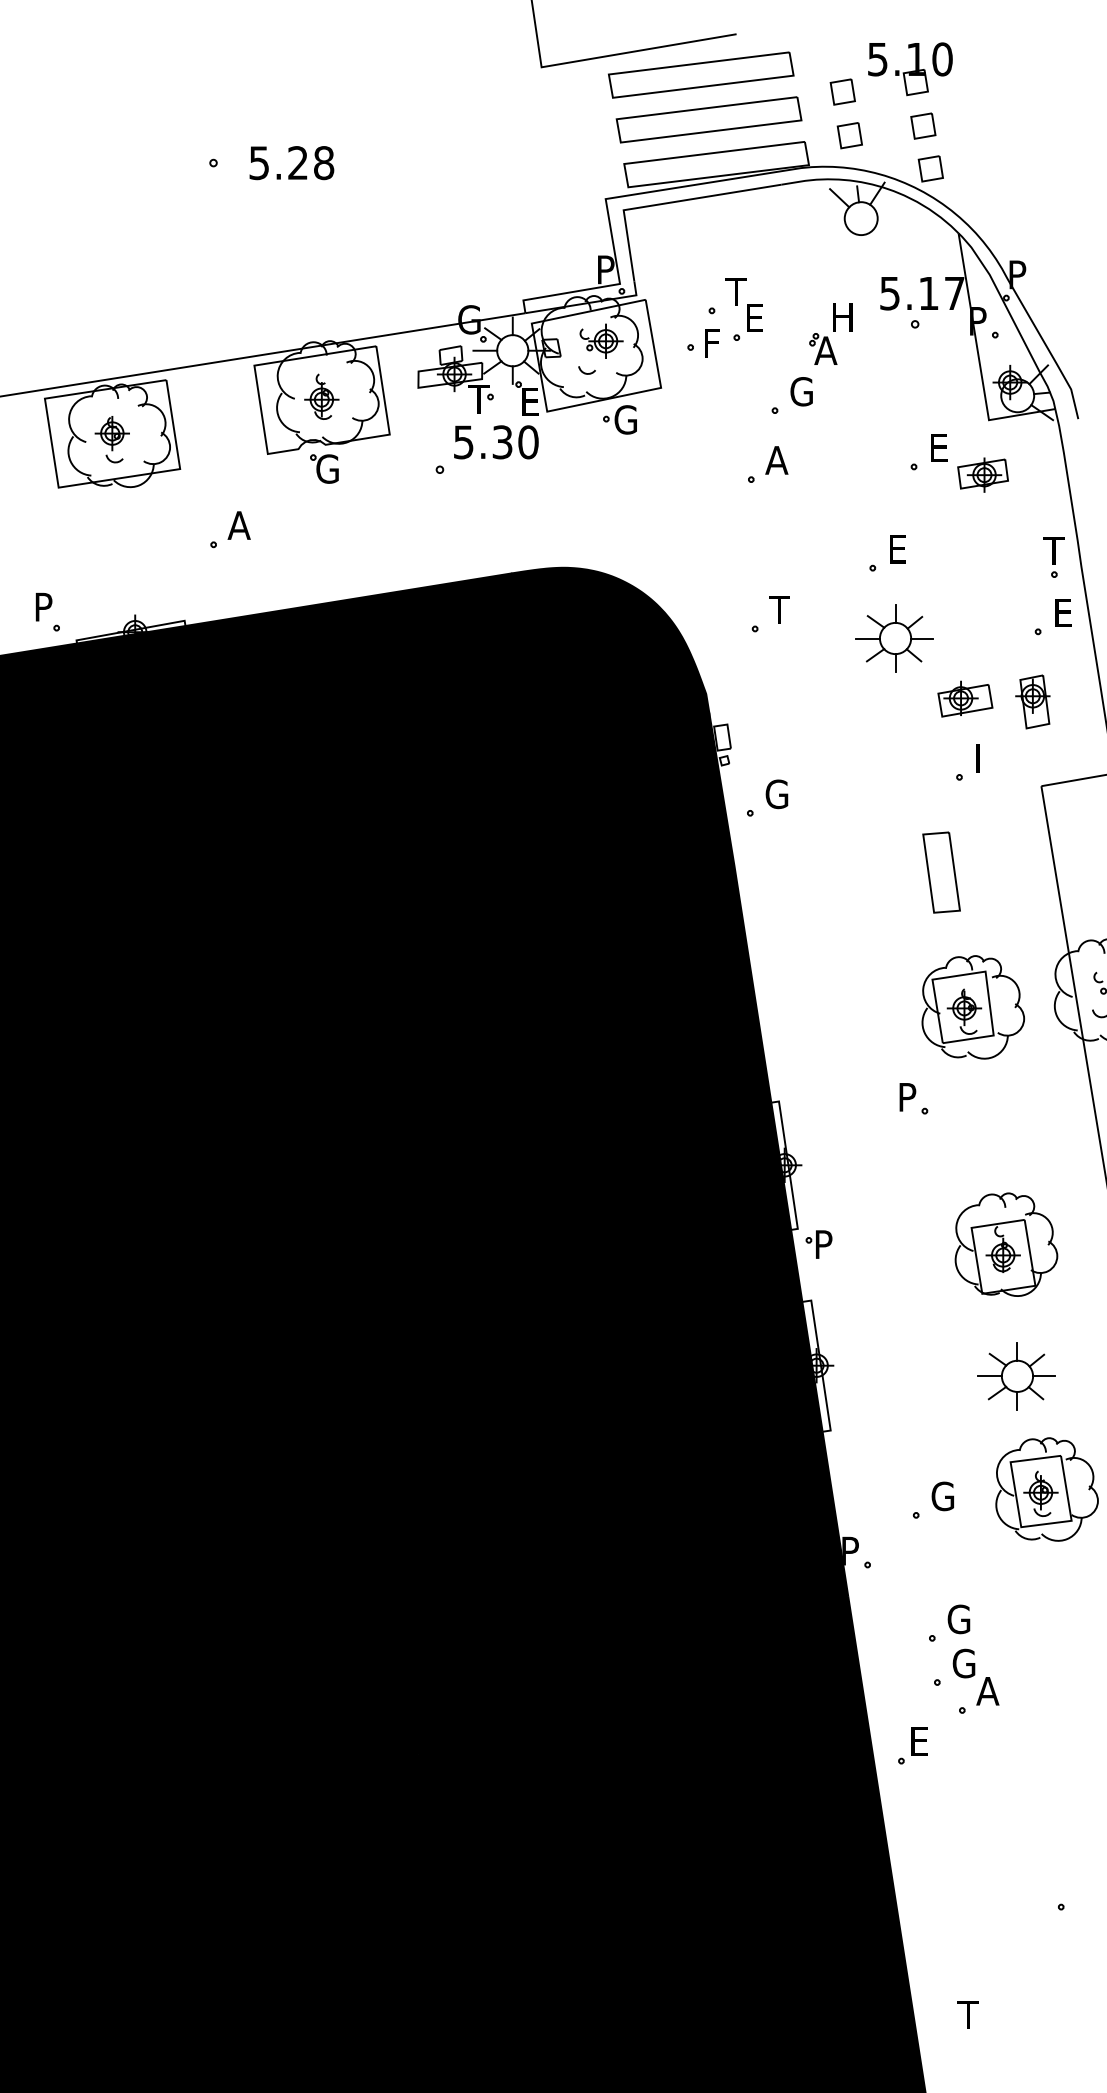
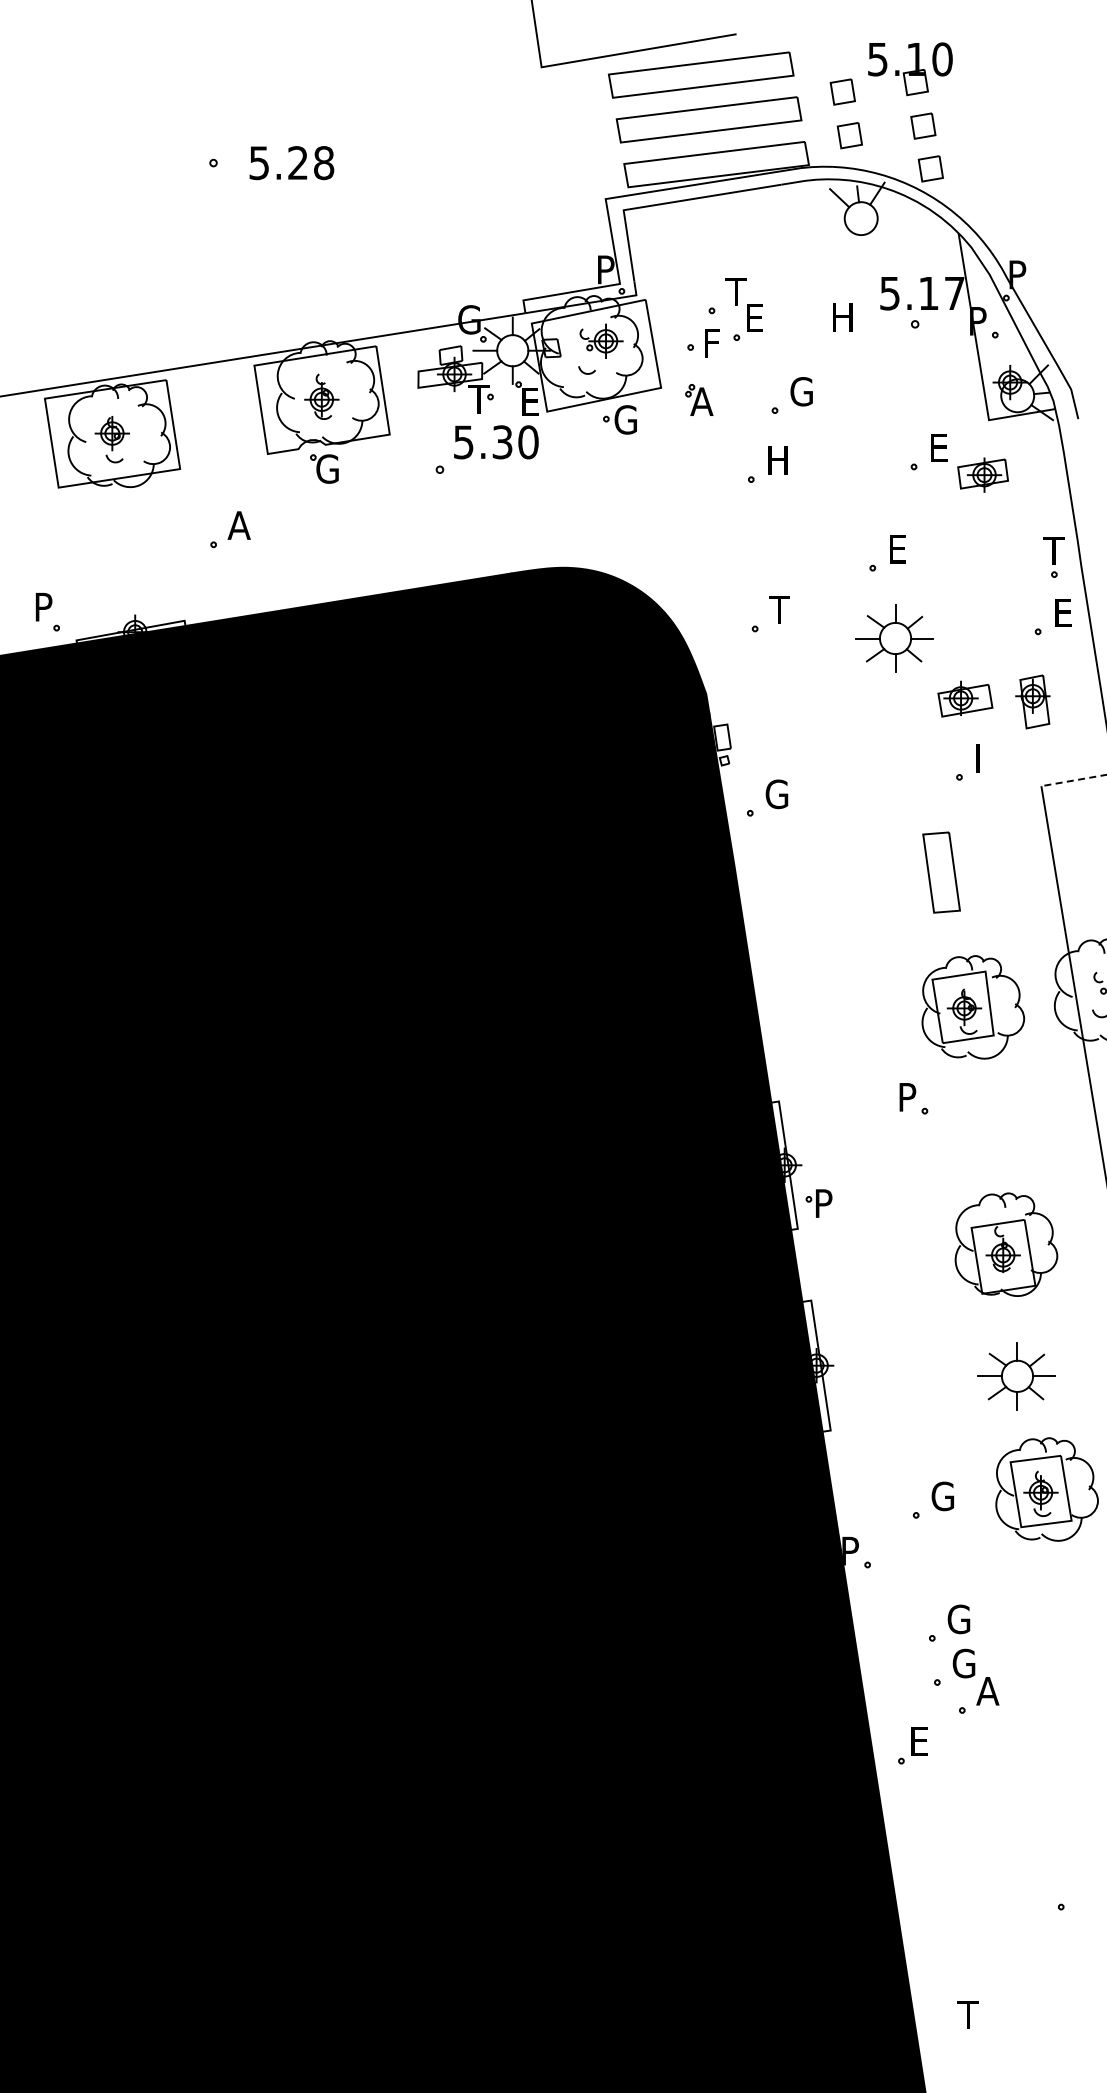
part position: (823, 348) -> (699, 399) (699, 399)
text: A -> H (776, 460)
line: solid -> dashed (1073, 780)
part position: (818, 1244) -> (818, 1203) (818, 1203)
